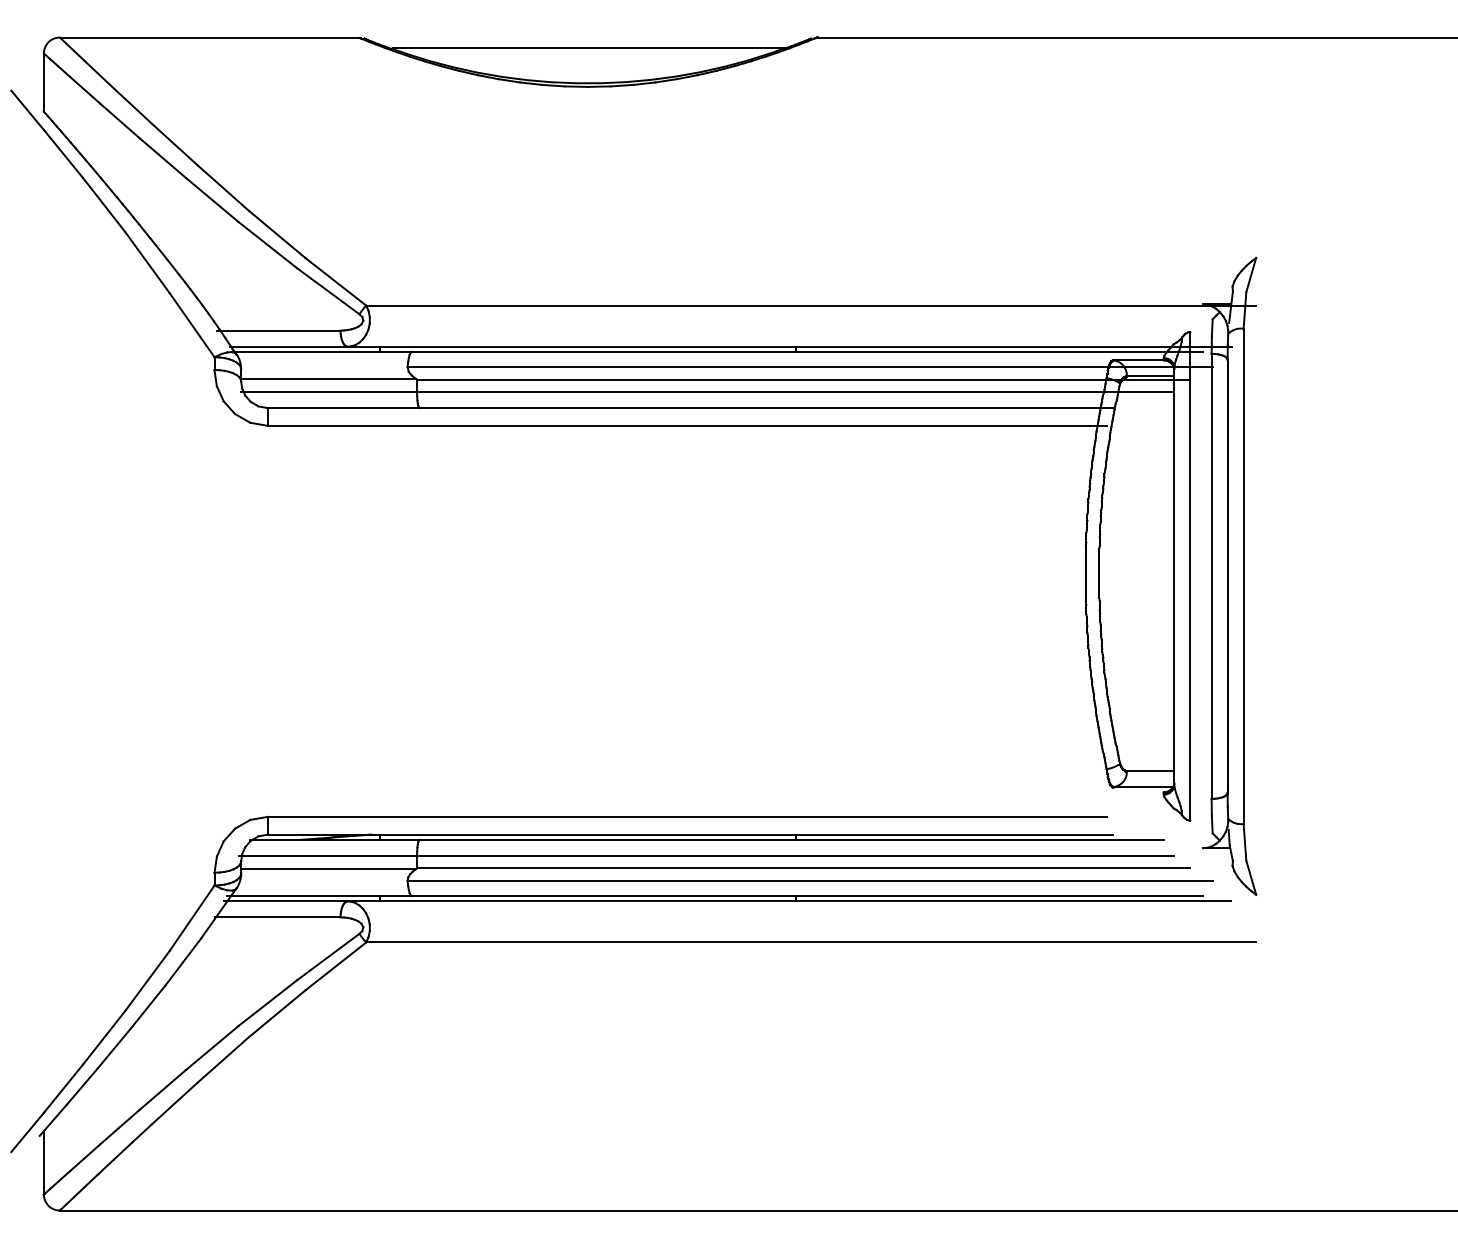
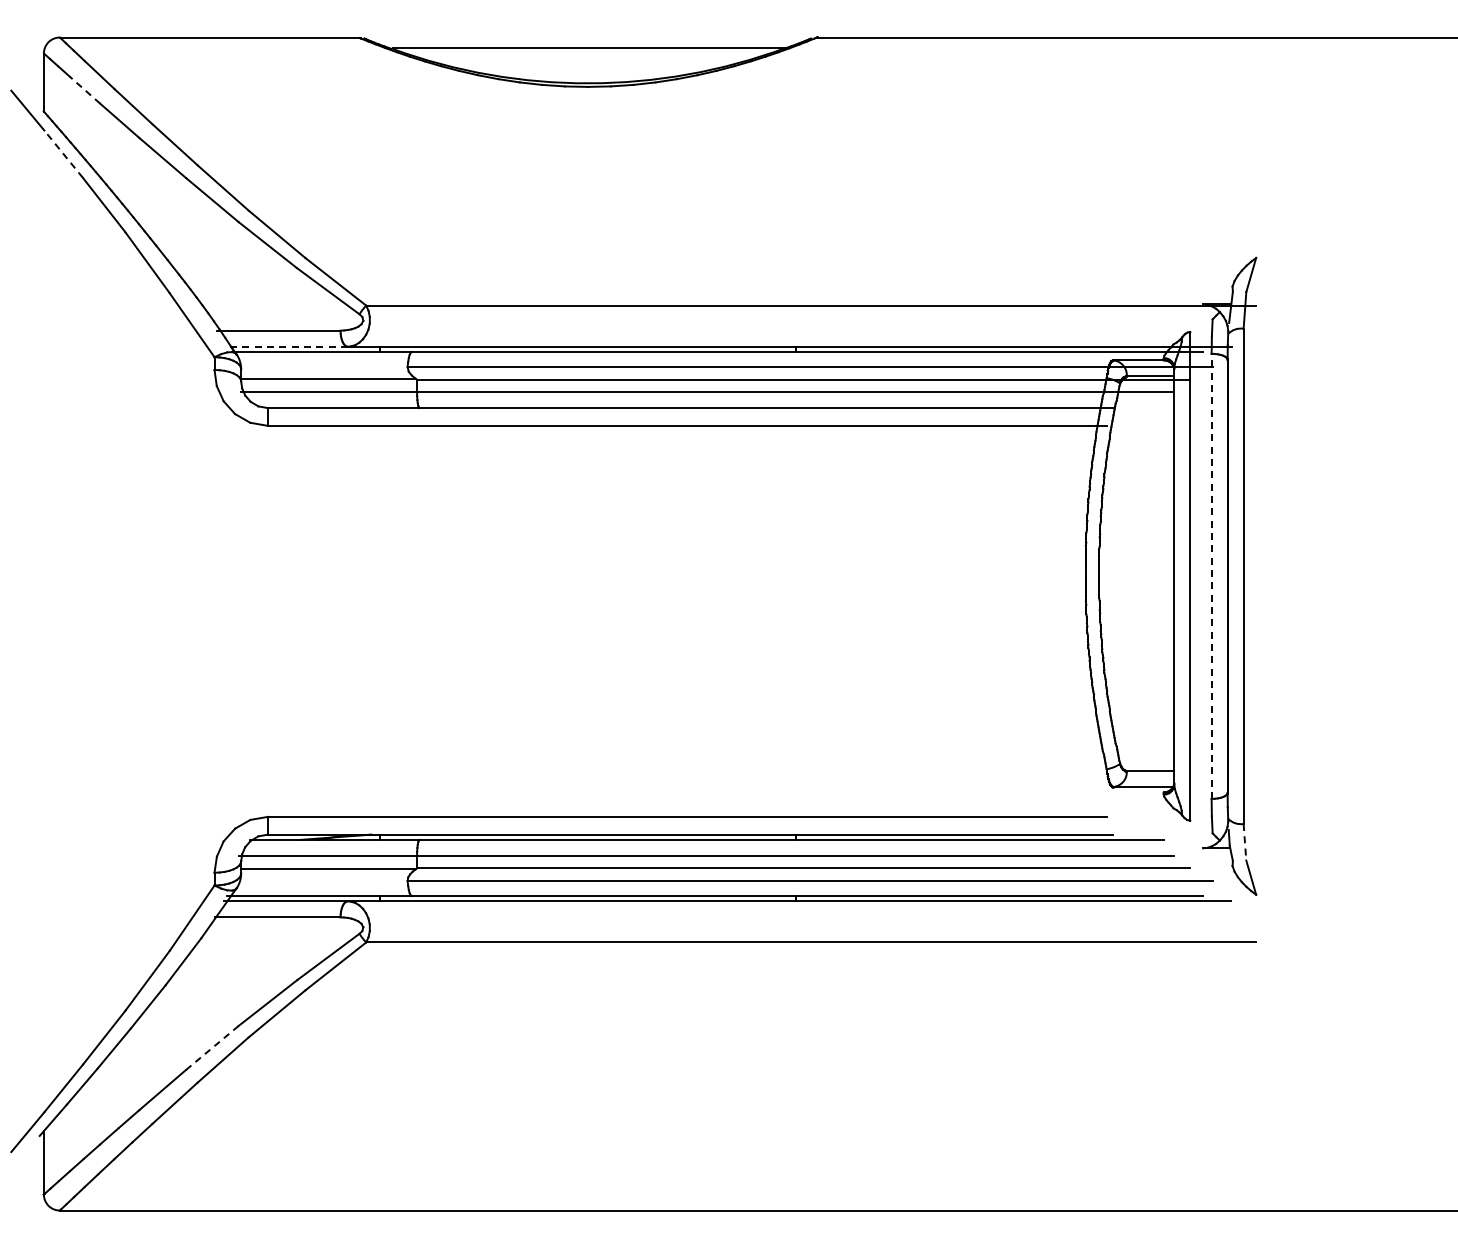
line: solid -> dashed (84, 89)
line: solid -> dashed (63, 154)
line: solid -> dashed (288, 346)
line: solid -> dashed (1211, 576)
line: solid -> dashed (1244, 842)
line: solid -> dashed (212, 1047)
